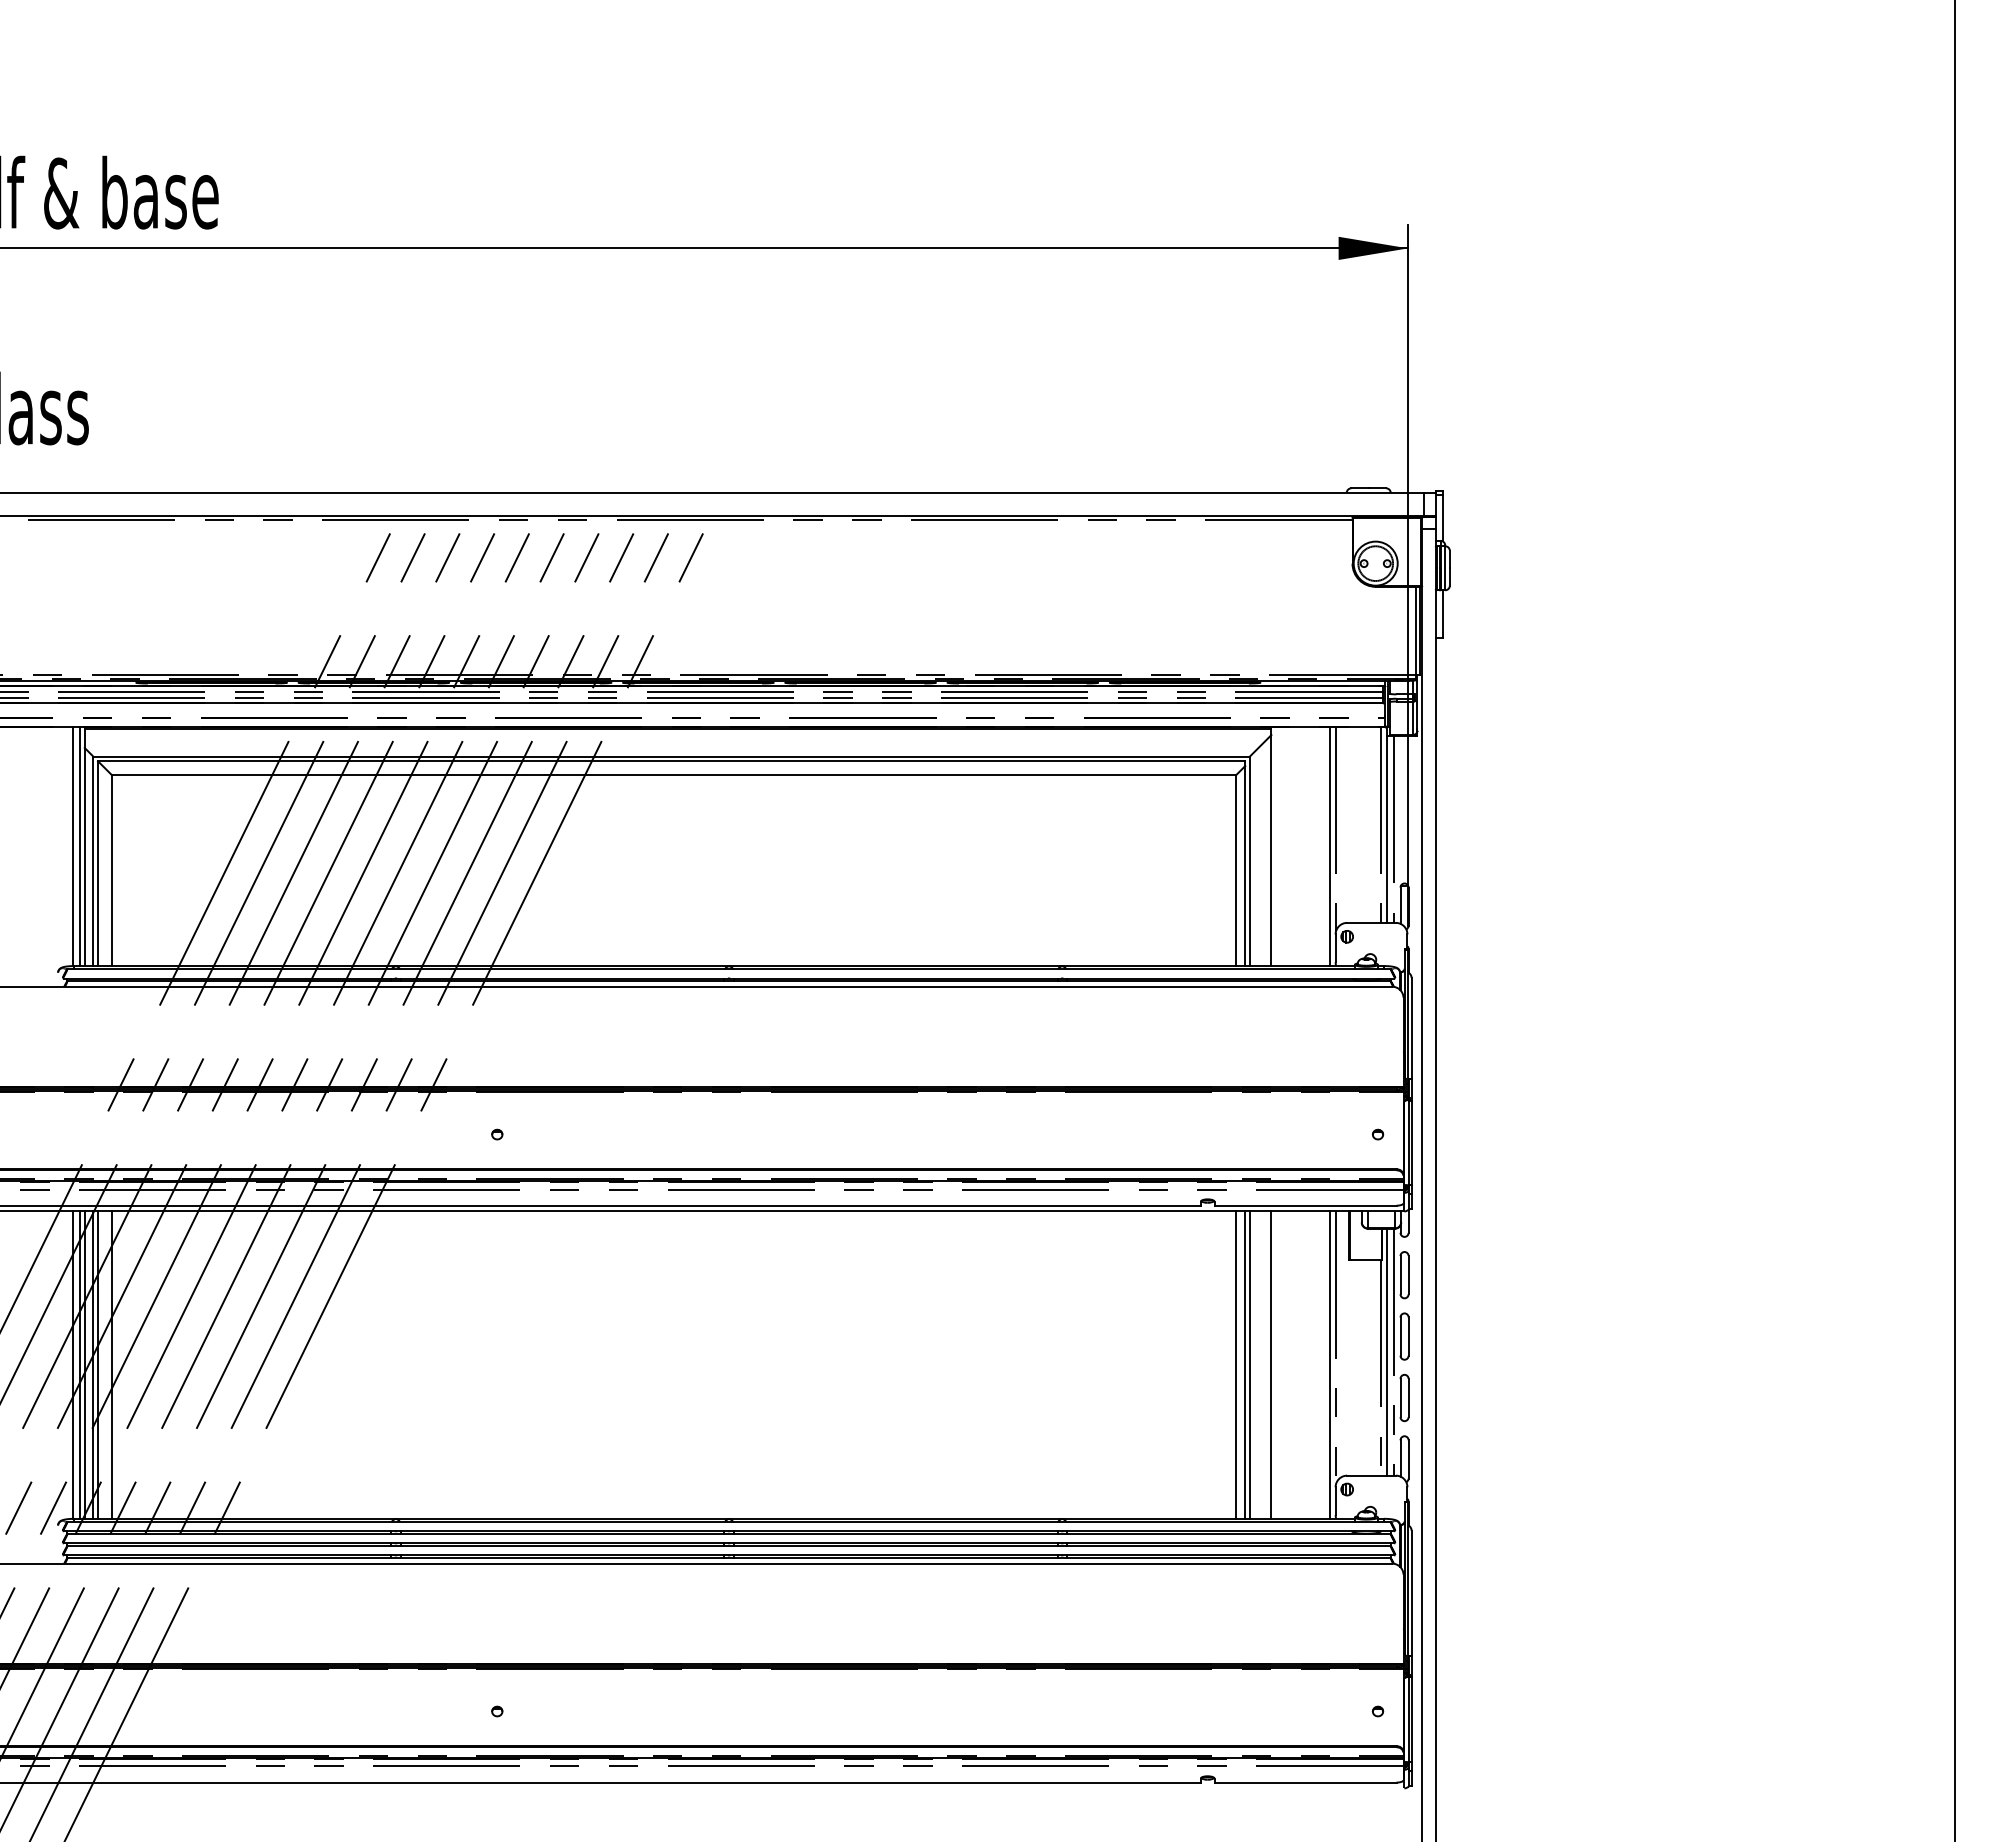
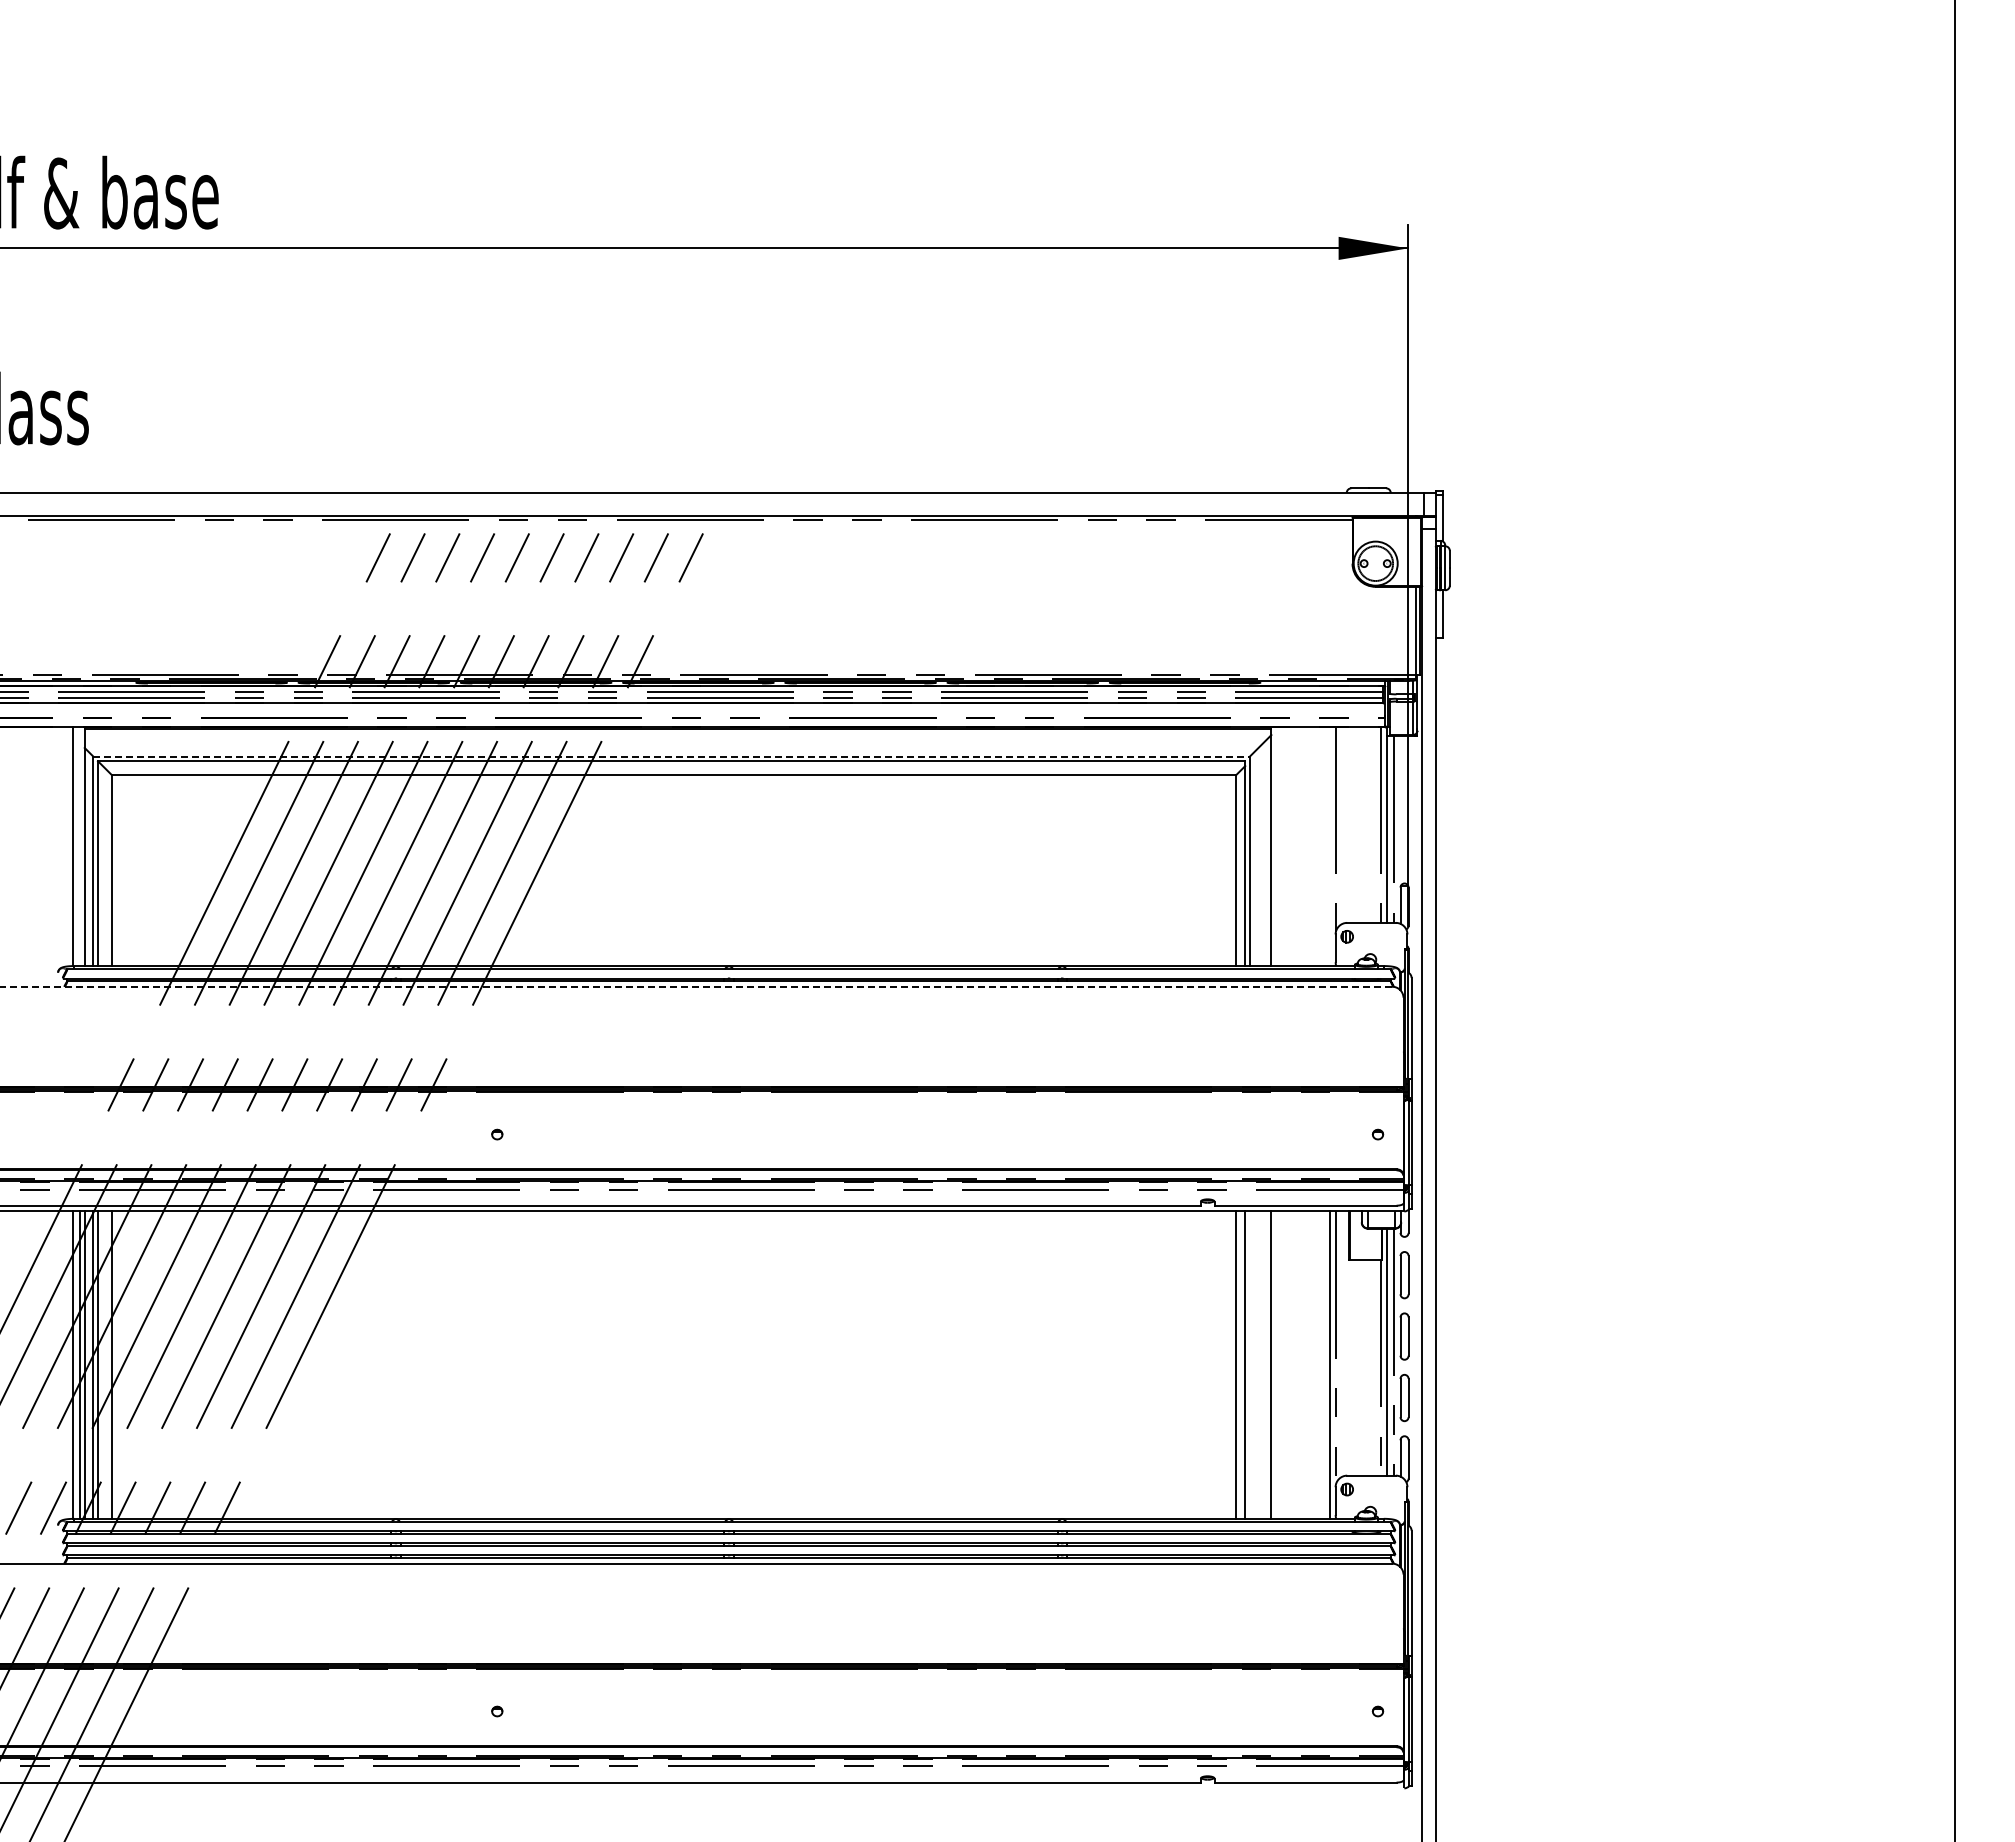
line: solid -> dashed (672, 756)
line: present -> none (80, 846)
line: present -> none (1329, 846)
line: solid -> dashed (695, 986)
line: present -> none (1249, 1364)
